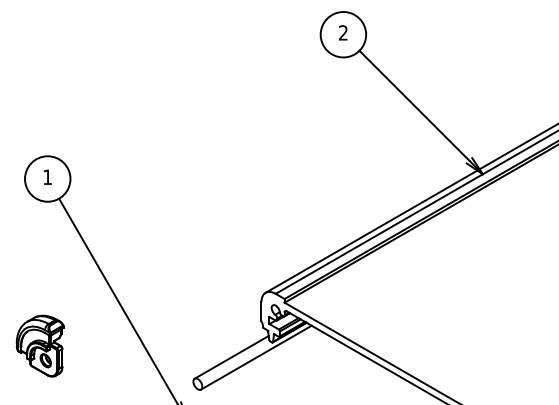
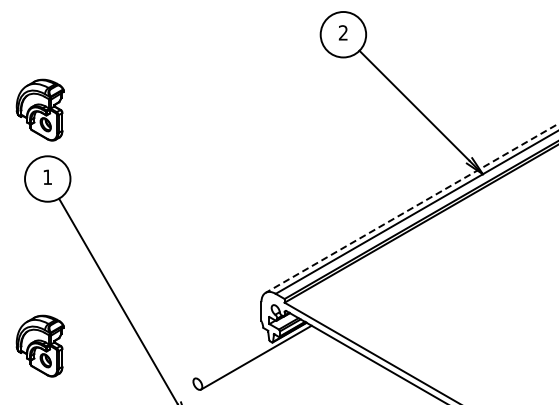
part: none -> present (39, 109)
line: solid -> dashed (411, 208)
line: present -> none (231, 356)
